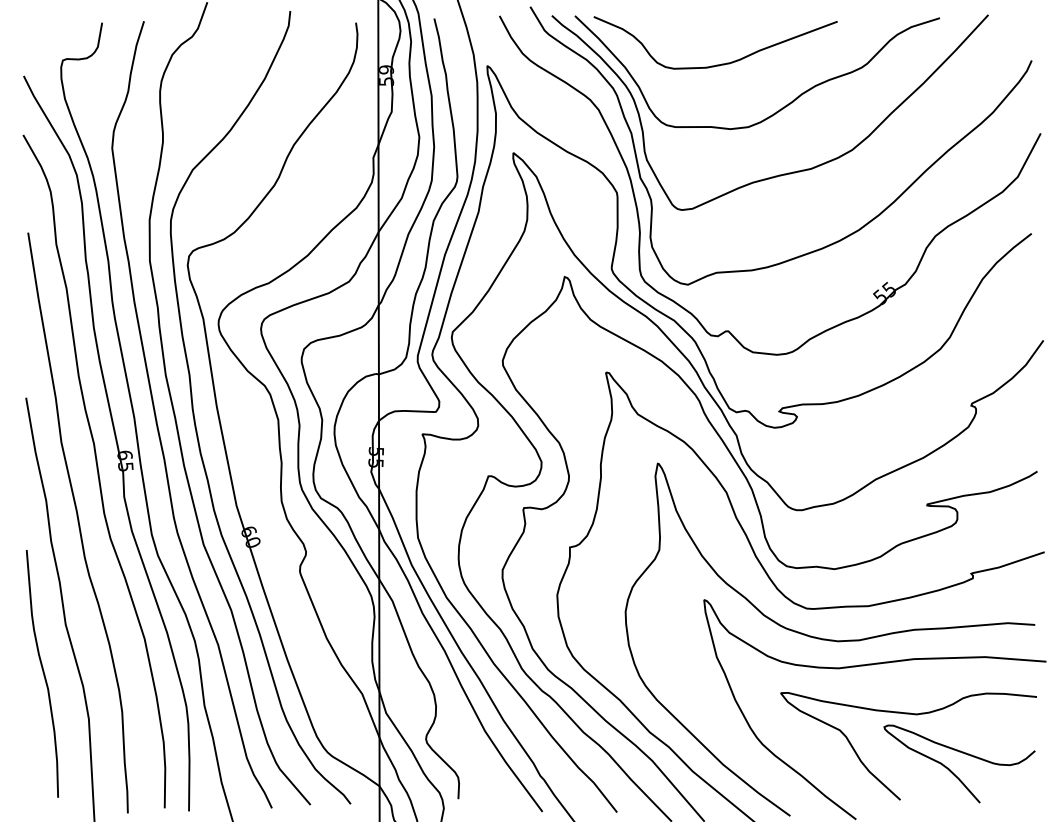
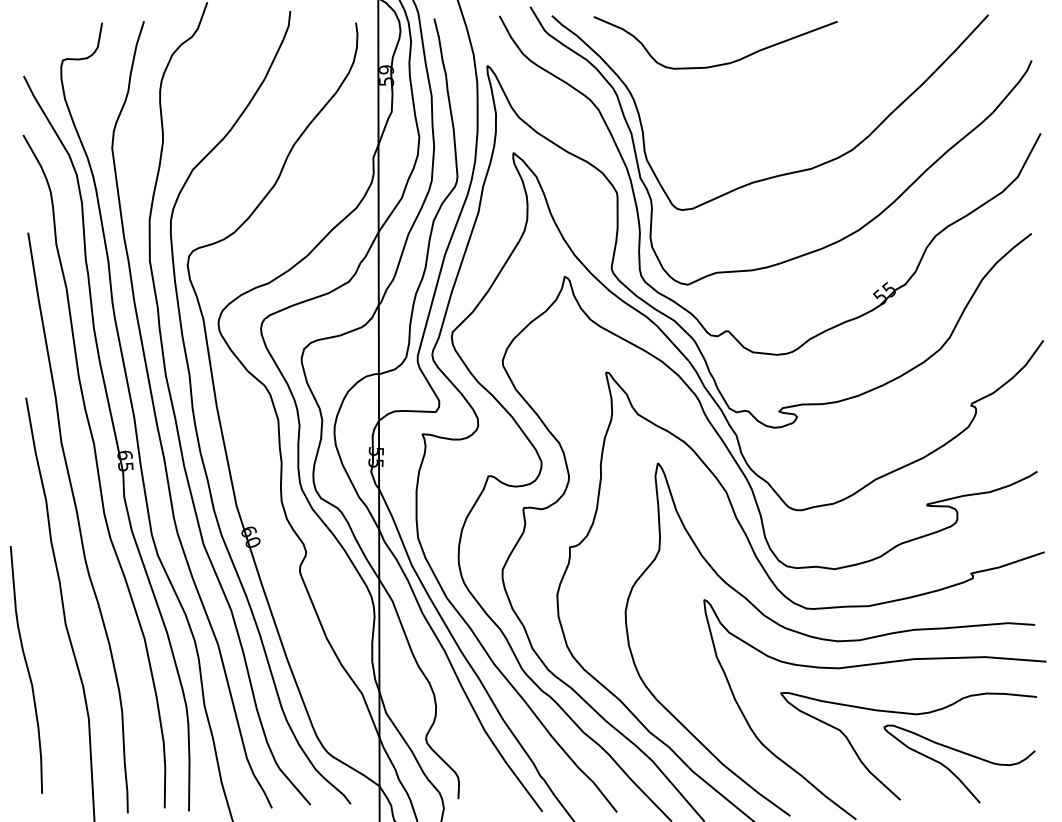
curve: present -> none (780, 108)
curve position: (42, 672) -> (26, 668) (26, 668)
